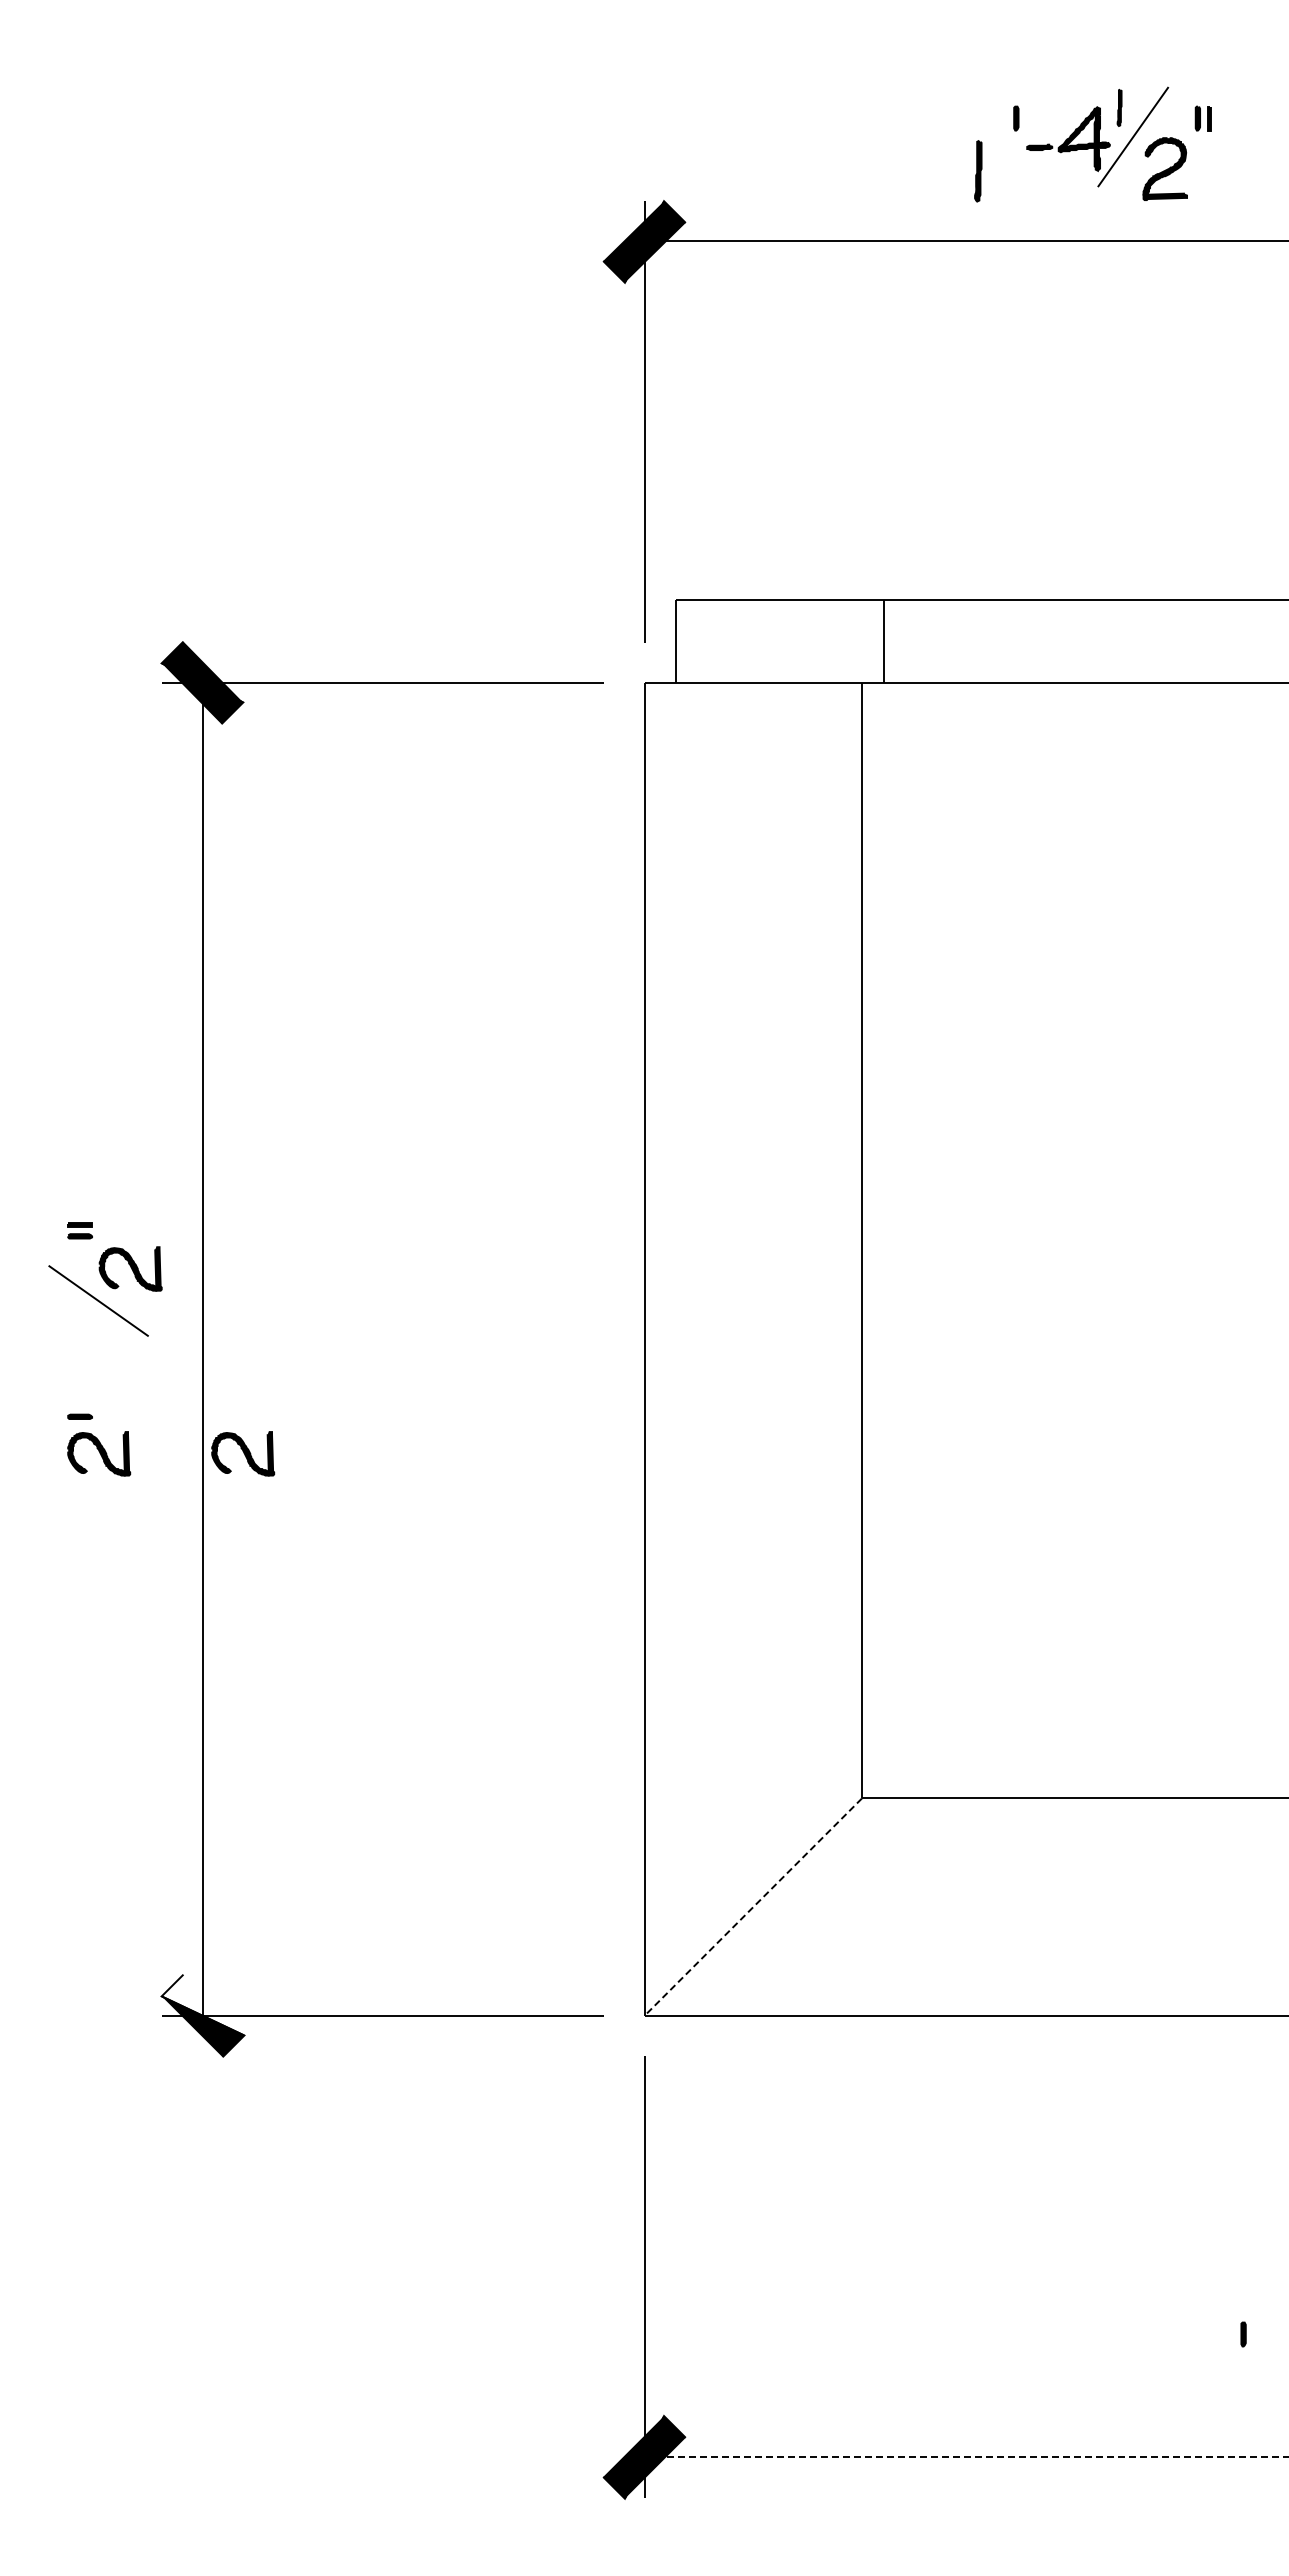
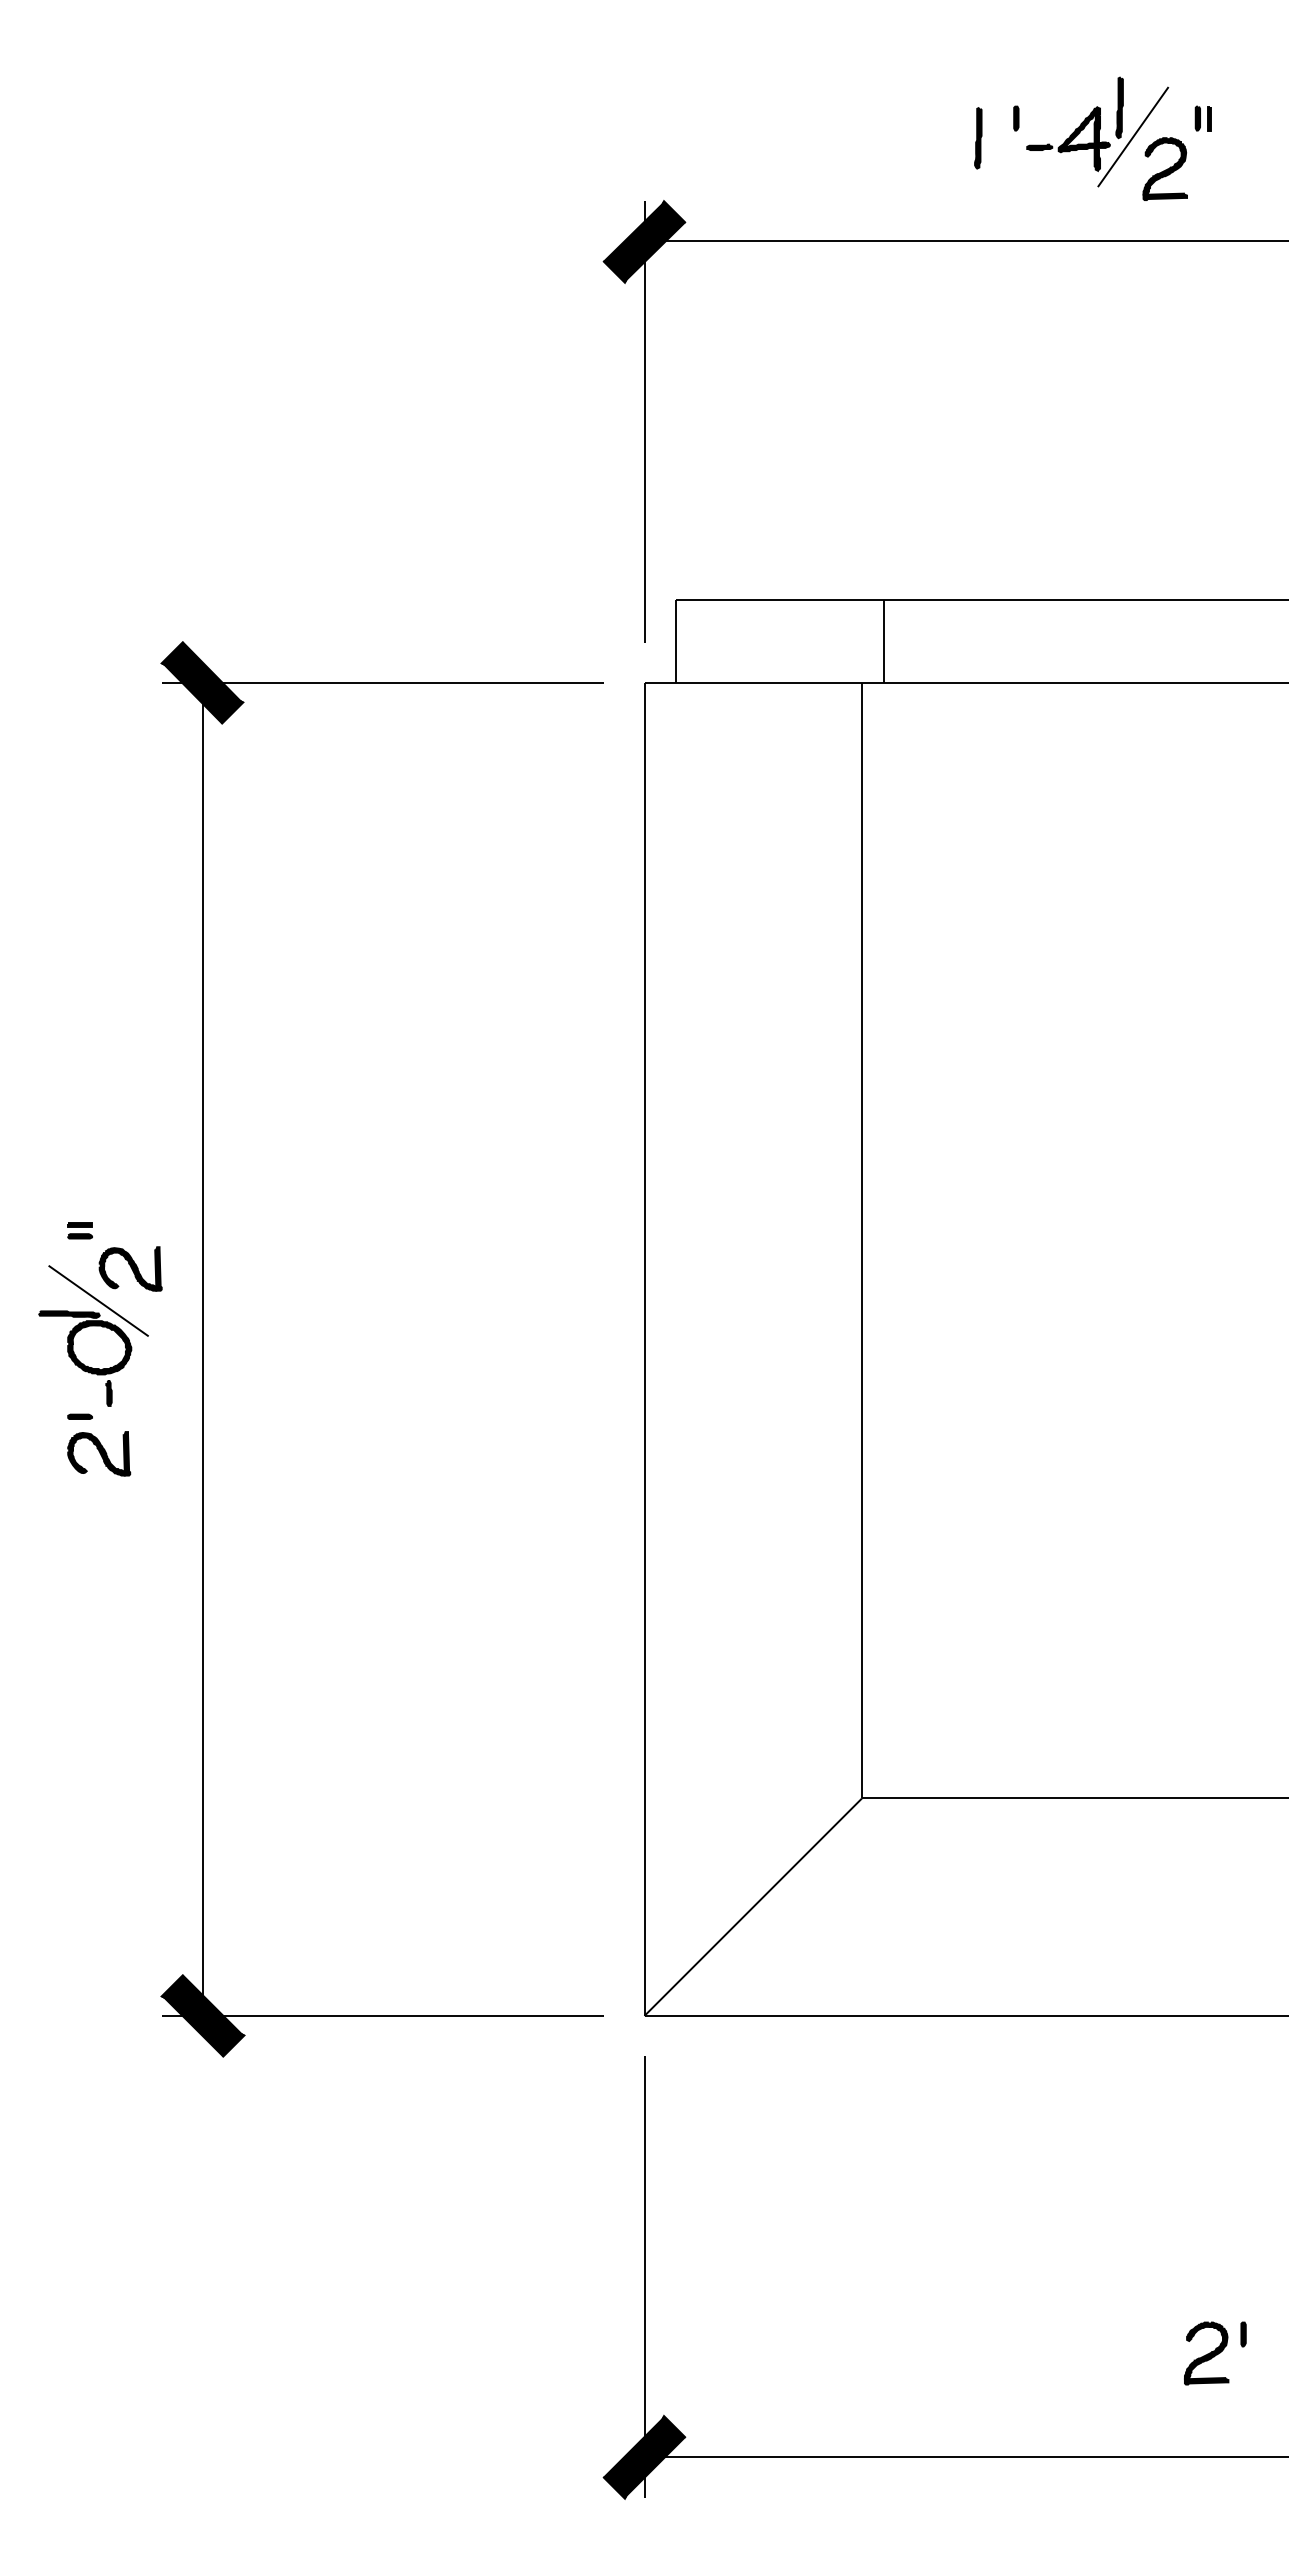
part size: 7x38 px -> 9x64 px (1119, 107)
part position: (978, 171) -> (978, 138) (978, 138)
part: none -> present (85, 1358)
part: present -> none (243, 1453)
line: dashed -> solid (753, 1907)
fill: none -> present (202, 2004)
part: none -> present (1206, 2353)
line: dashed -> solid (966, 2457)
